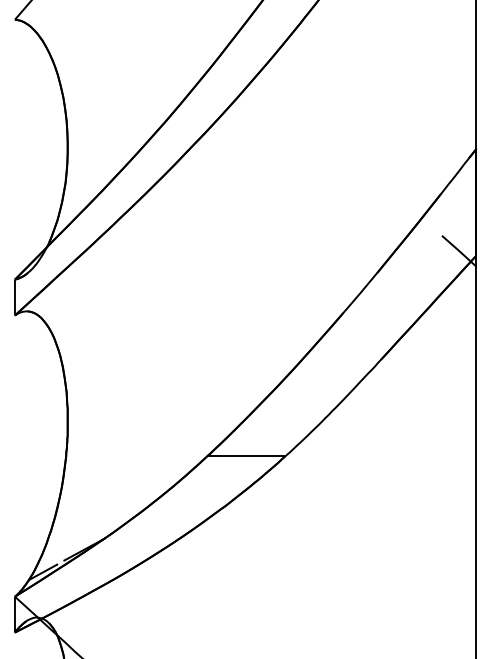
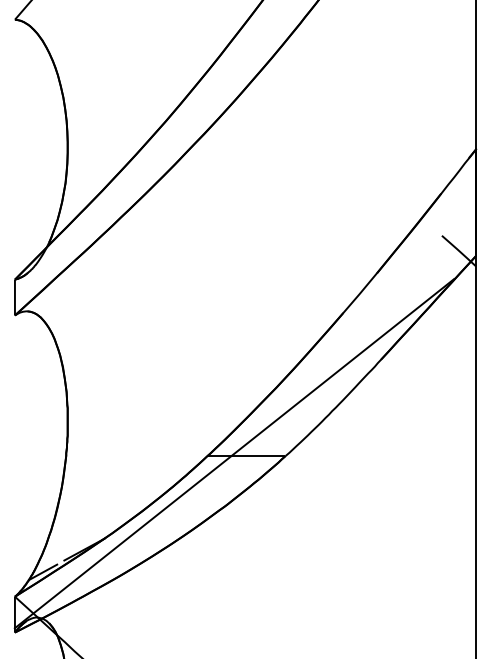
line: none -> present (234, 453)
